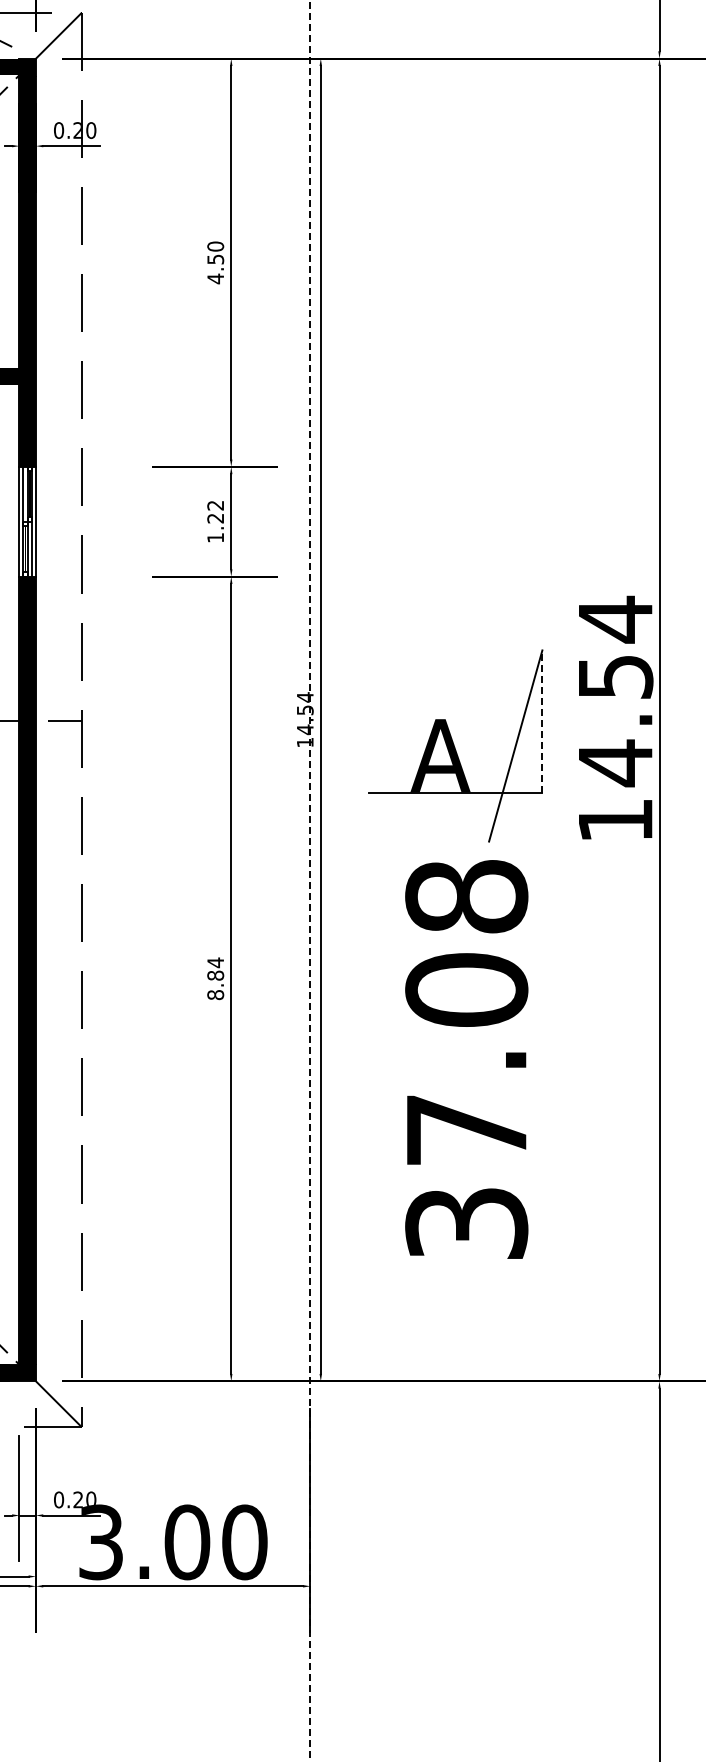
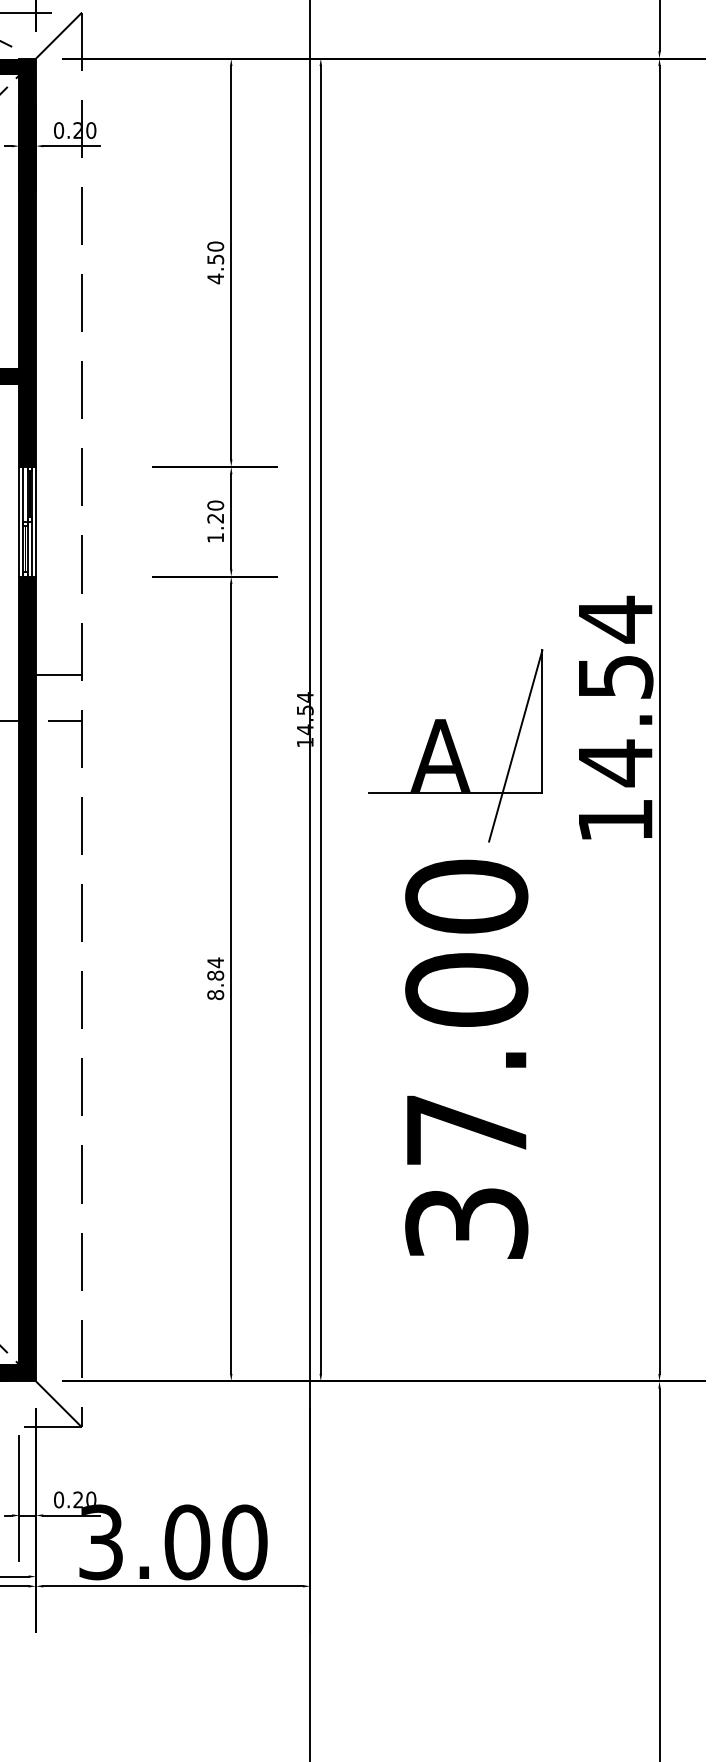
text: 1.22 -> 1.20 (215, 505)
line: none -> present (58, 675)
line: dashed -> solid (542, 721)
line: dashed -> solid (310, 880)
text: 37.08 -> 37.00 (466, 896)
